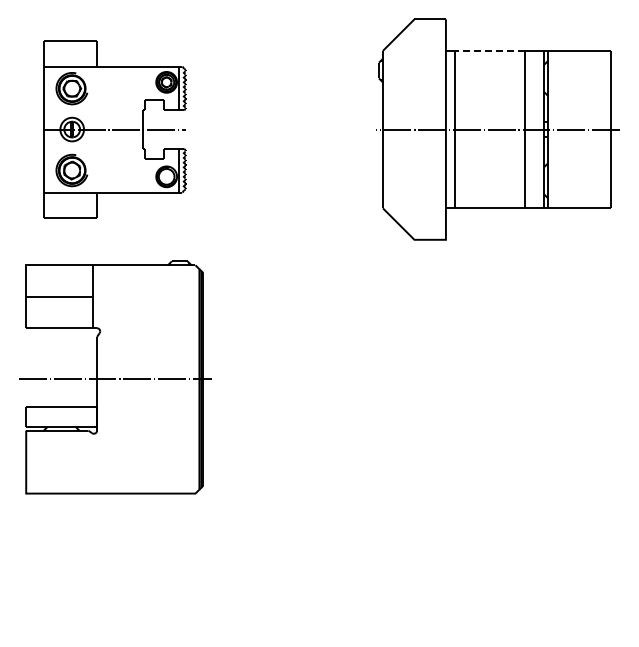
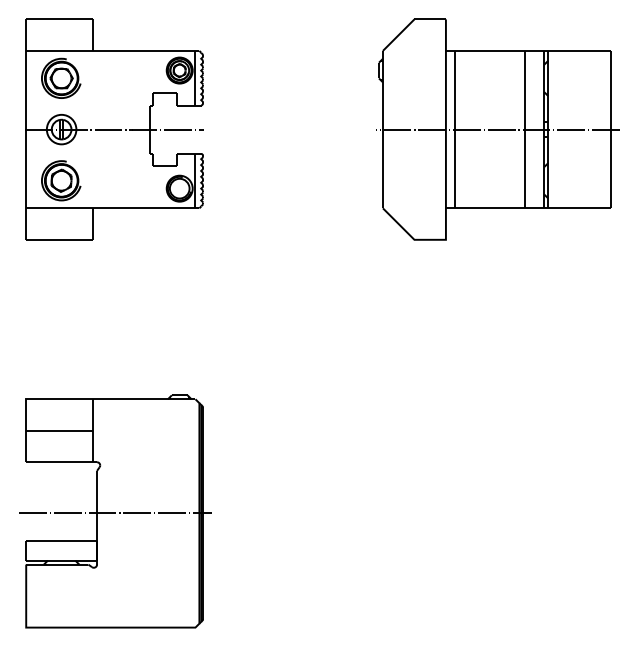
line: dashed -> solid (489, 50)
part size: 144x179 px -> 179x223 px (114, 129)
part position: (115, 377) -> (115, 511) (115, 511)
